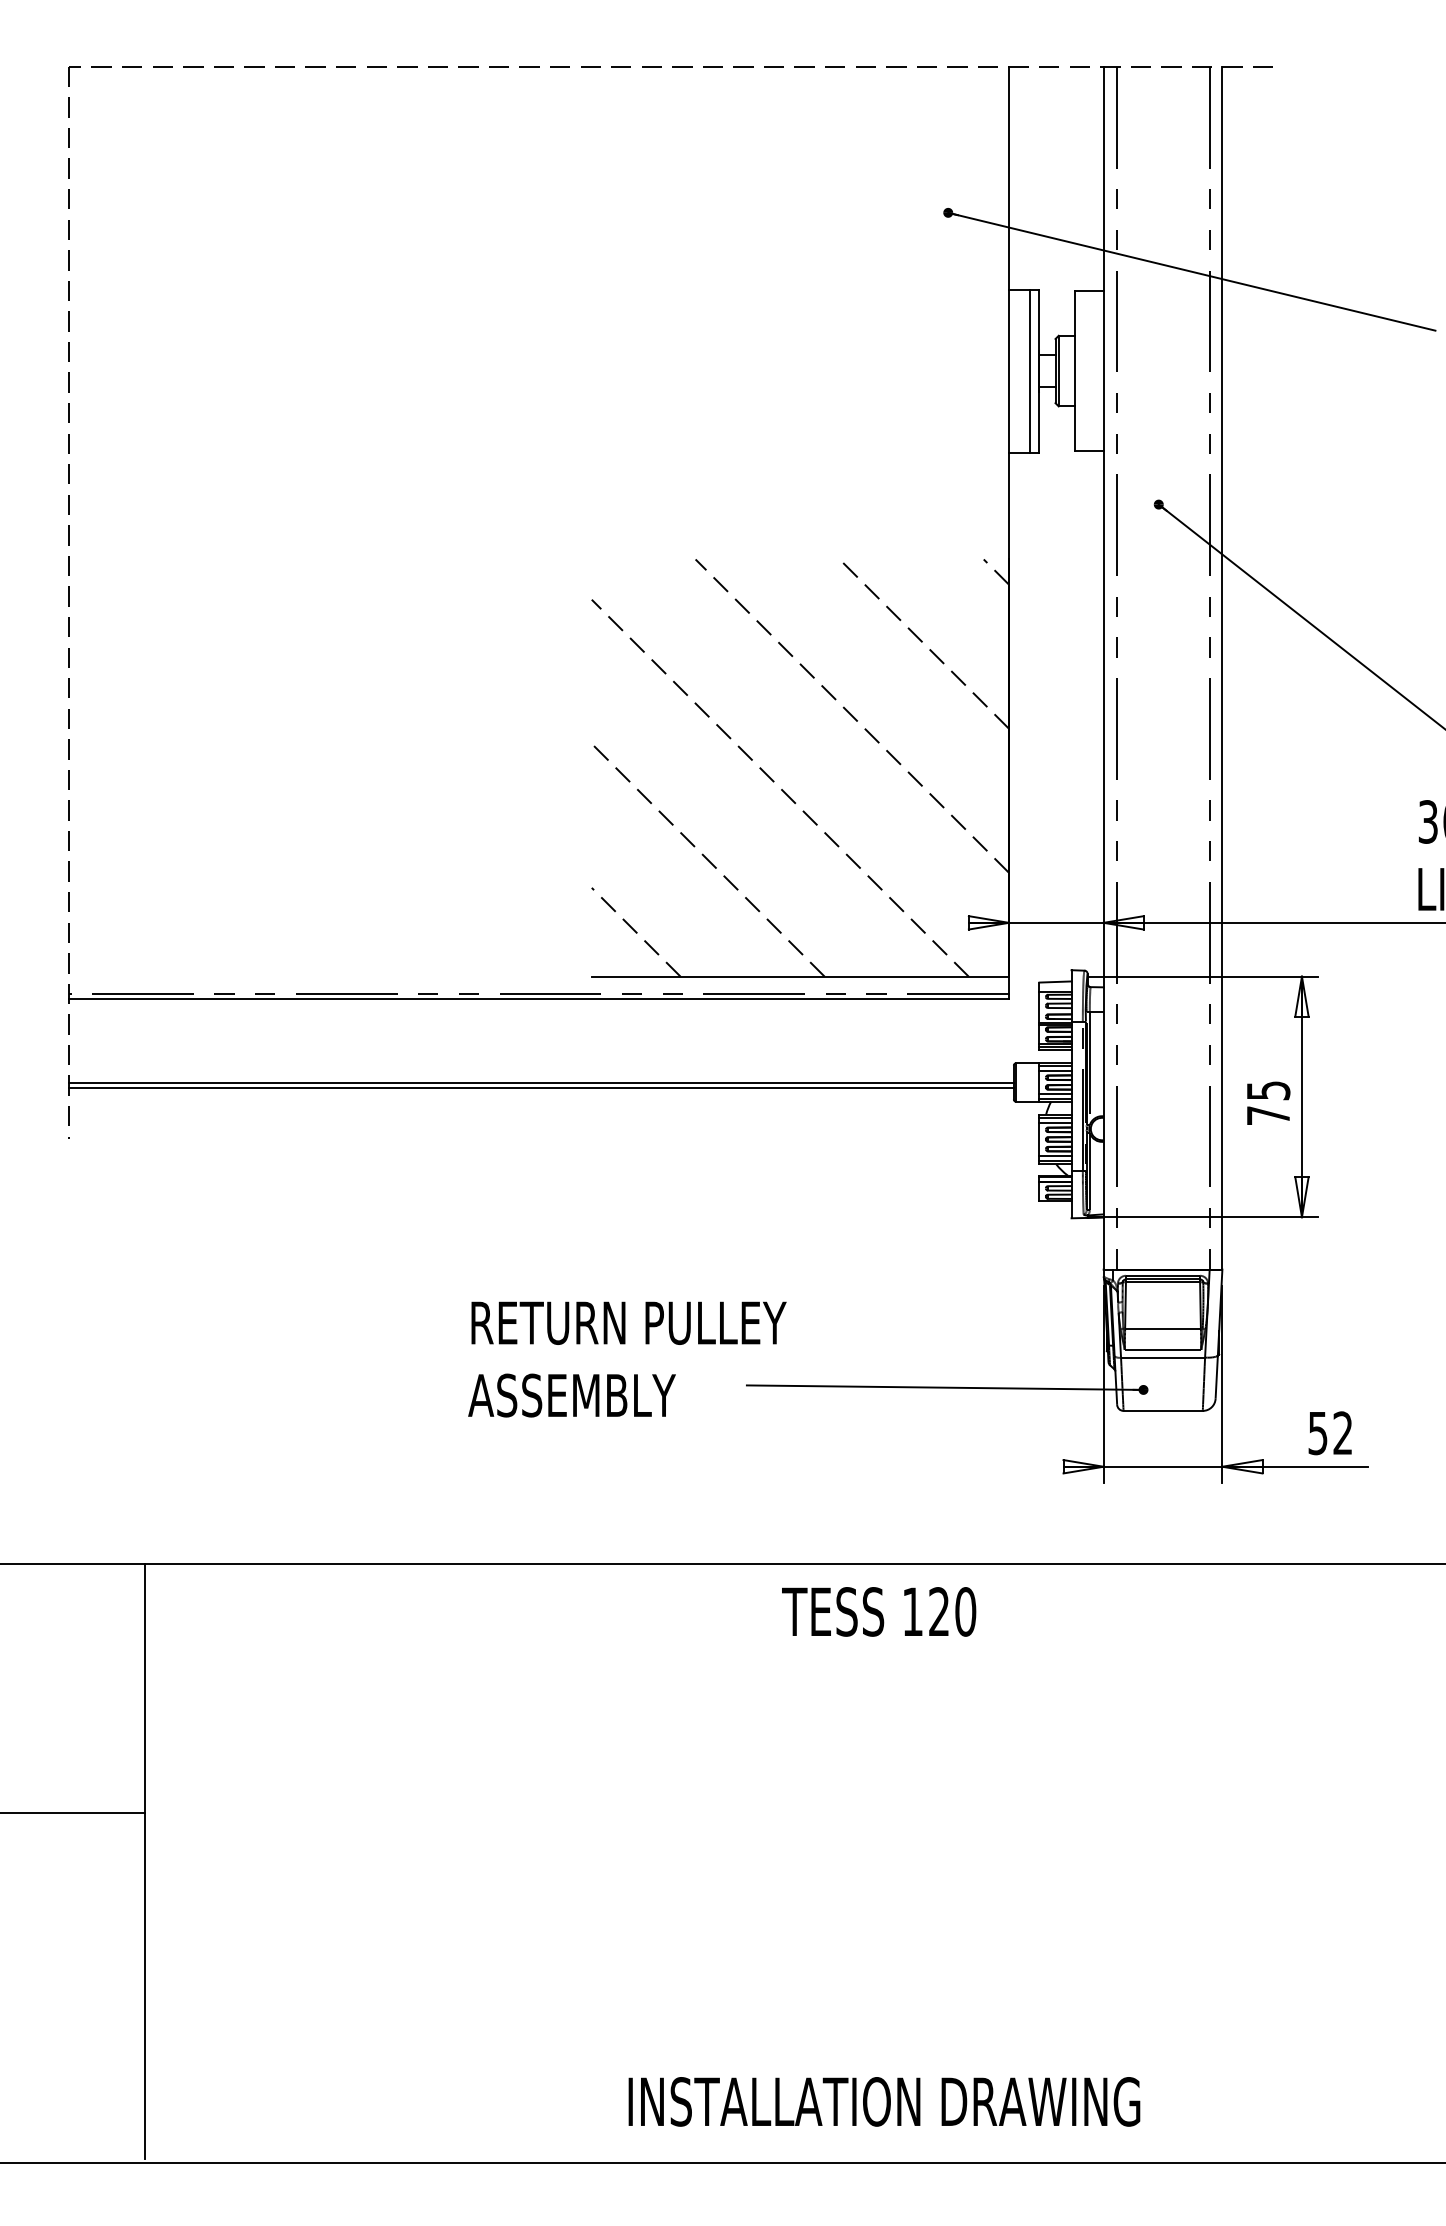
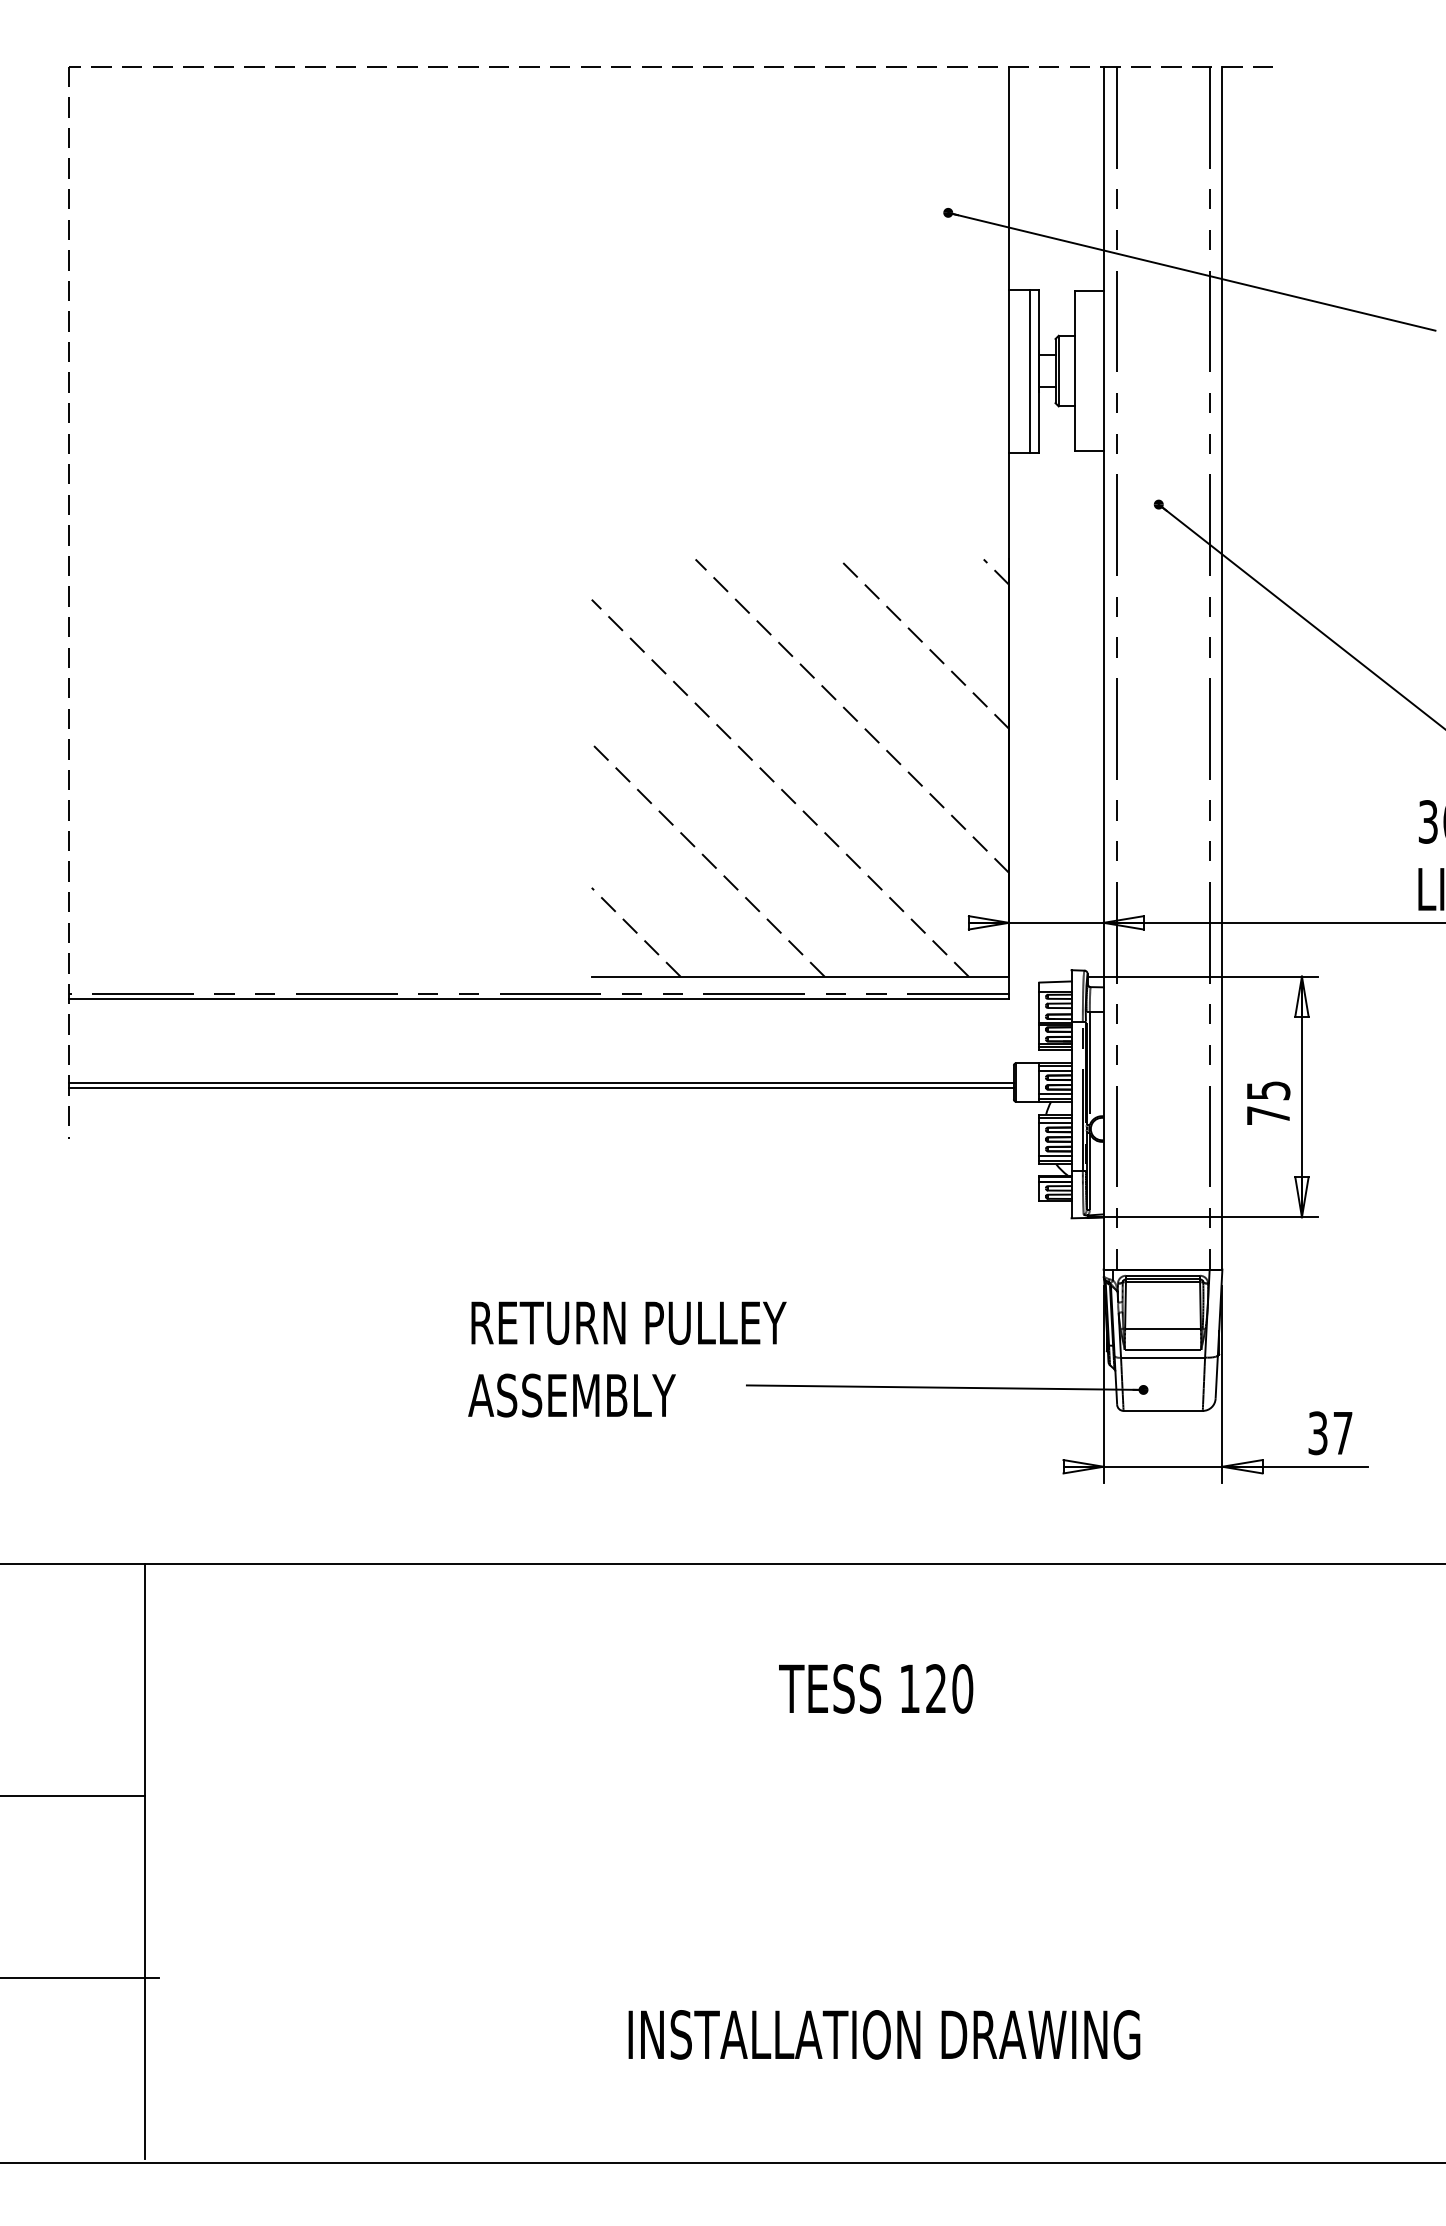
text: 52 -> 37 (1330, 1432)
text position: (879, 1611) -> (876, 1688) (876, 1688)
line position: (73, 1813) -> (73, 1796) (73, 1796)
line: none -> present (80, 1977)
text position: (884, 2101) -> (884, 2034) (884, 2034)
